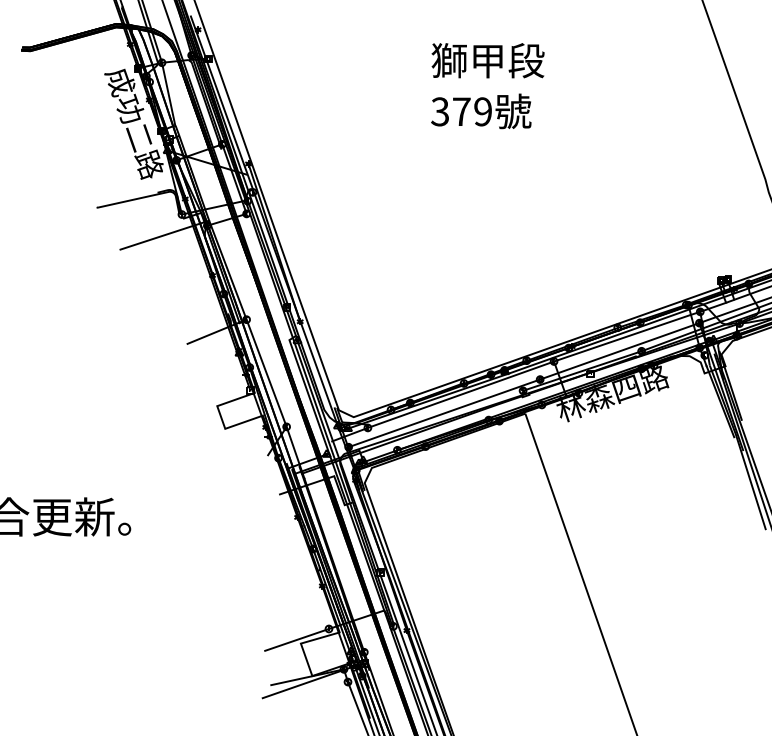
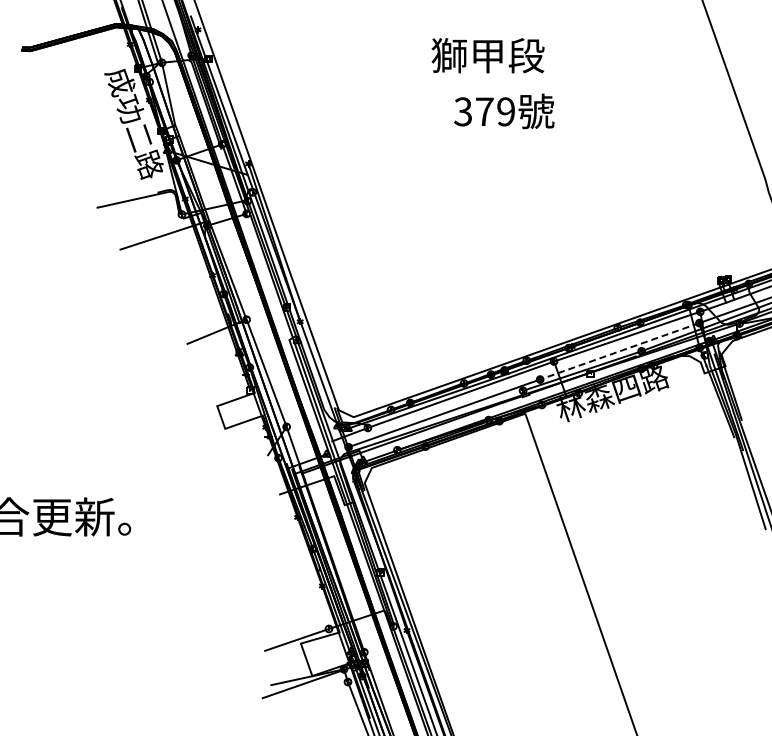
text position: (487, 60) -> (487, 55) (487, 55)
text position: (481, 111) -> (504, 111) (504, 111)
line: solid -> dashed (619, 351)
